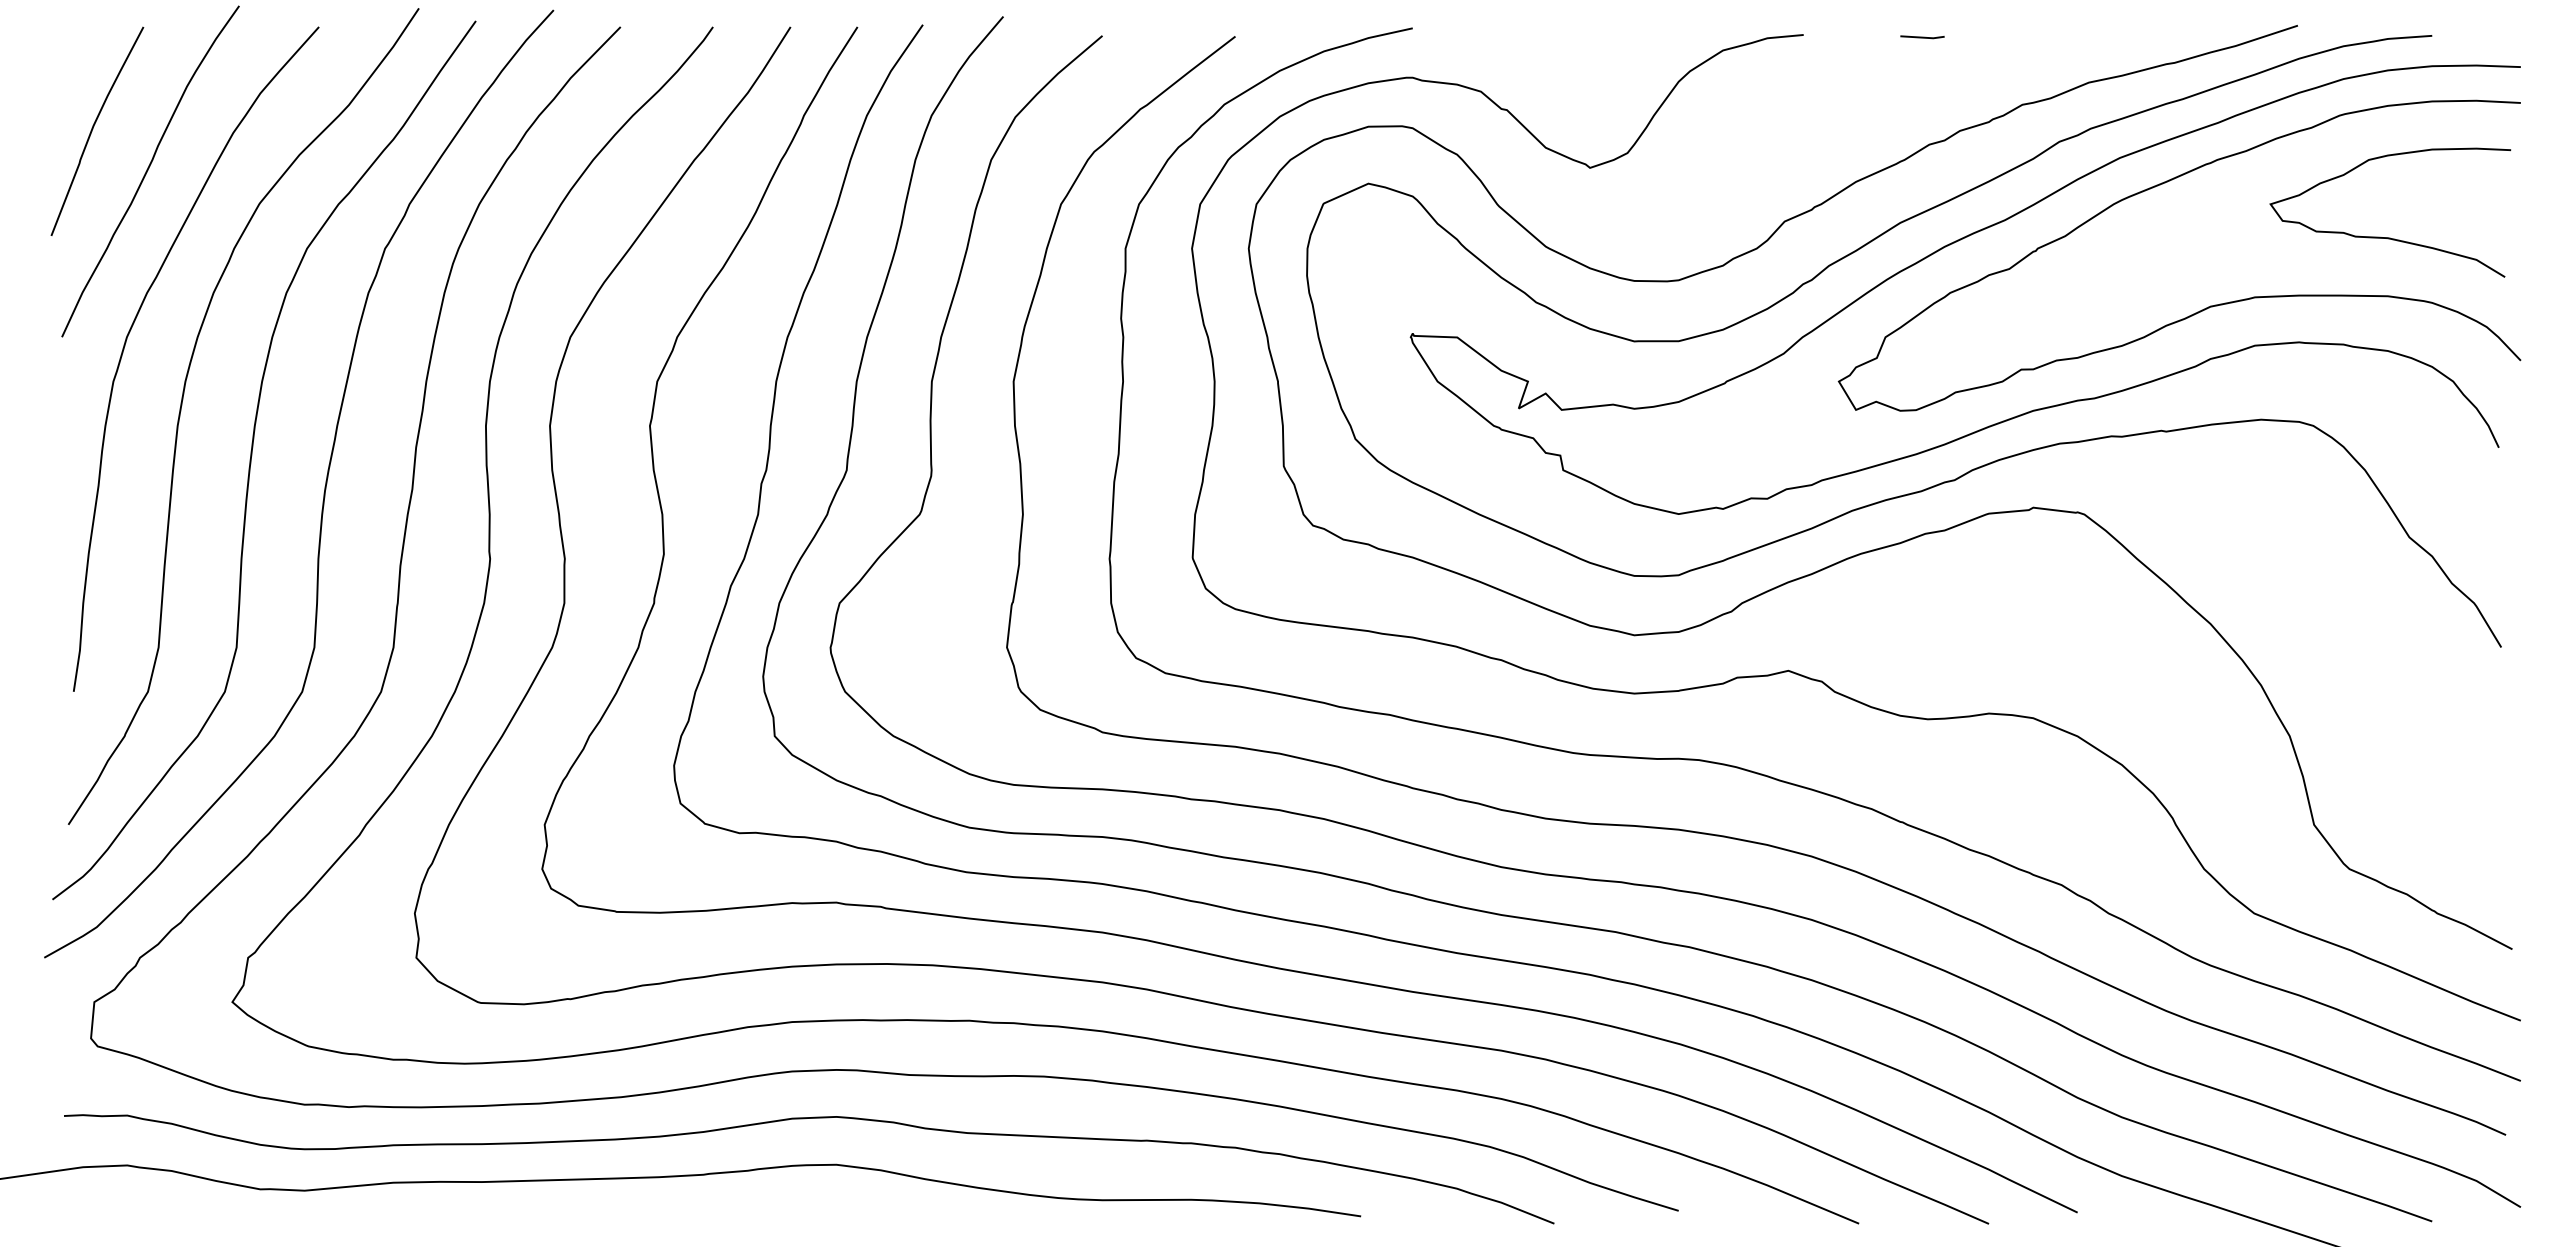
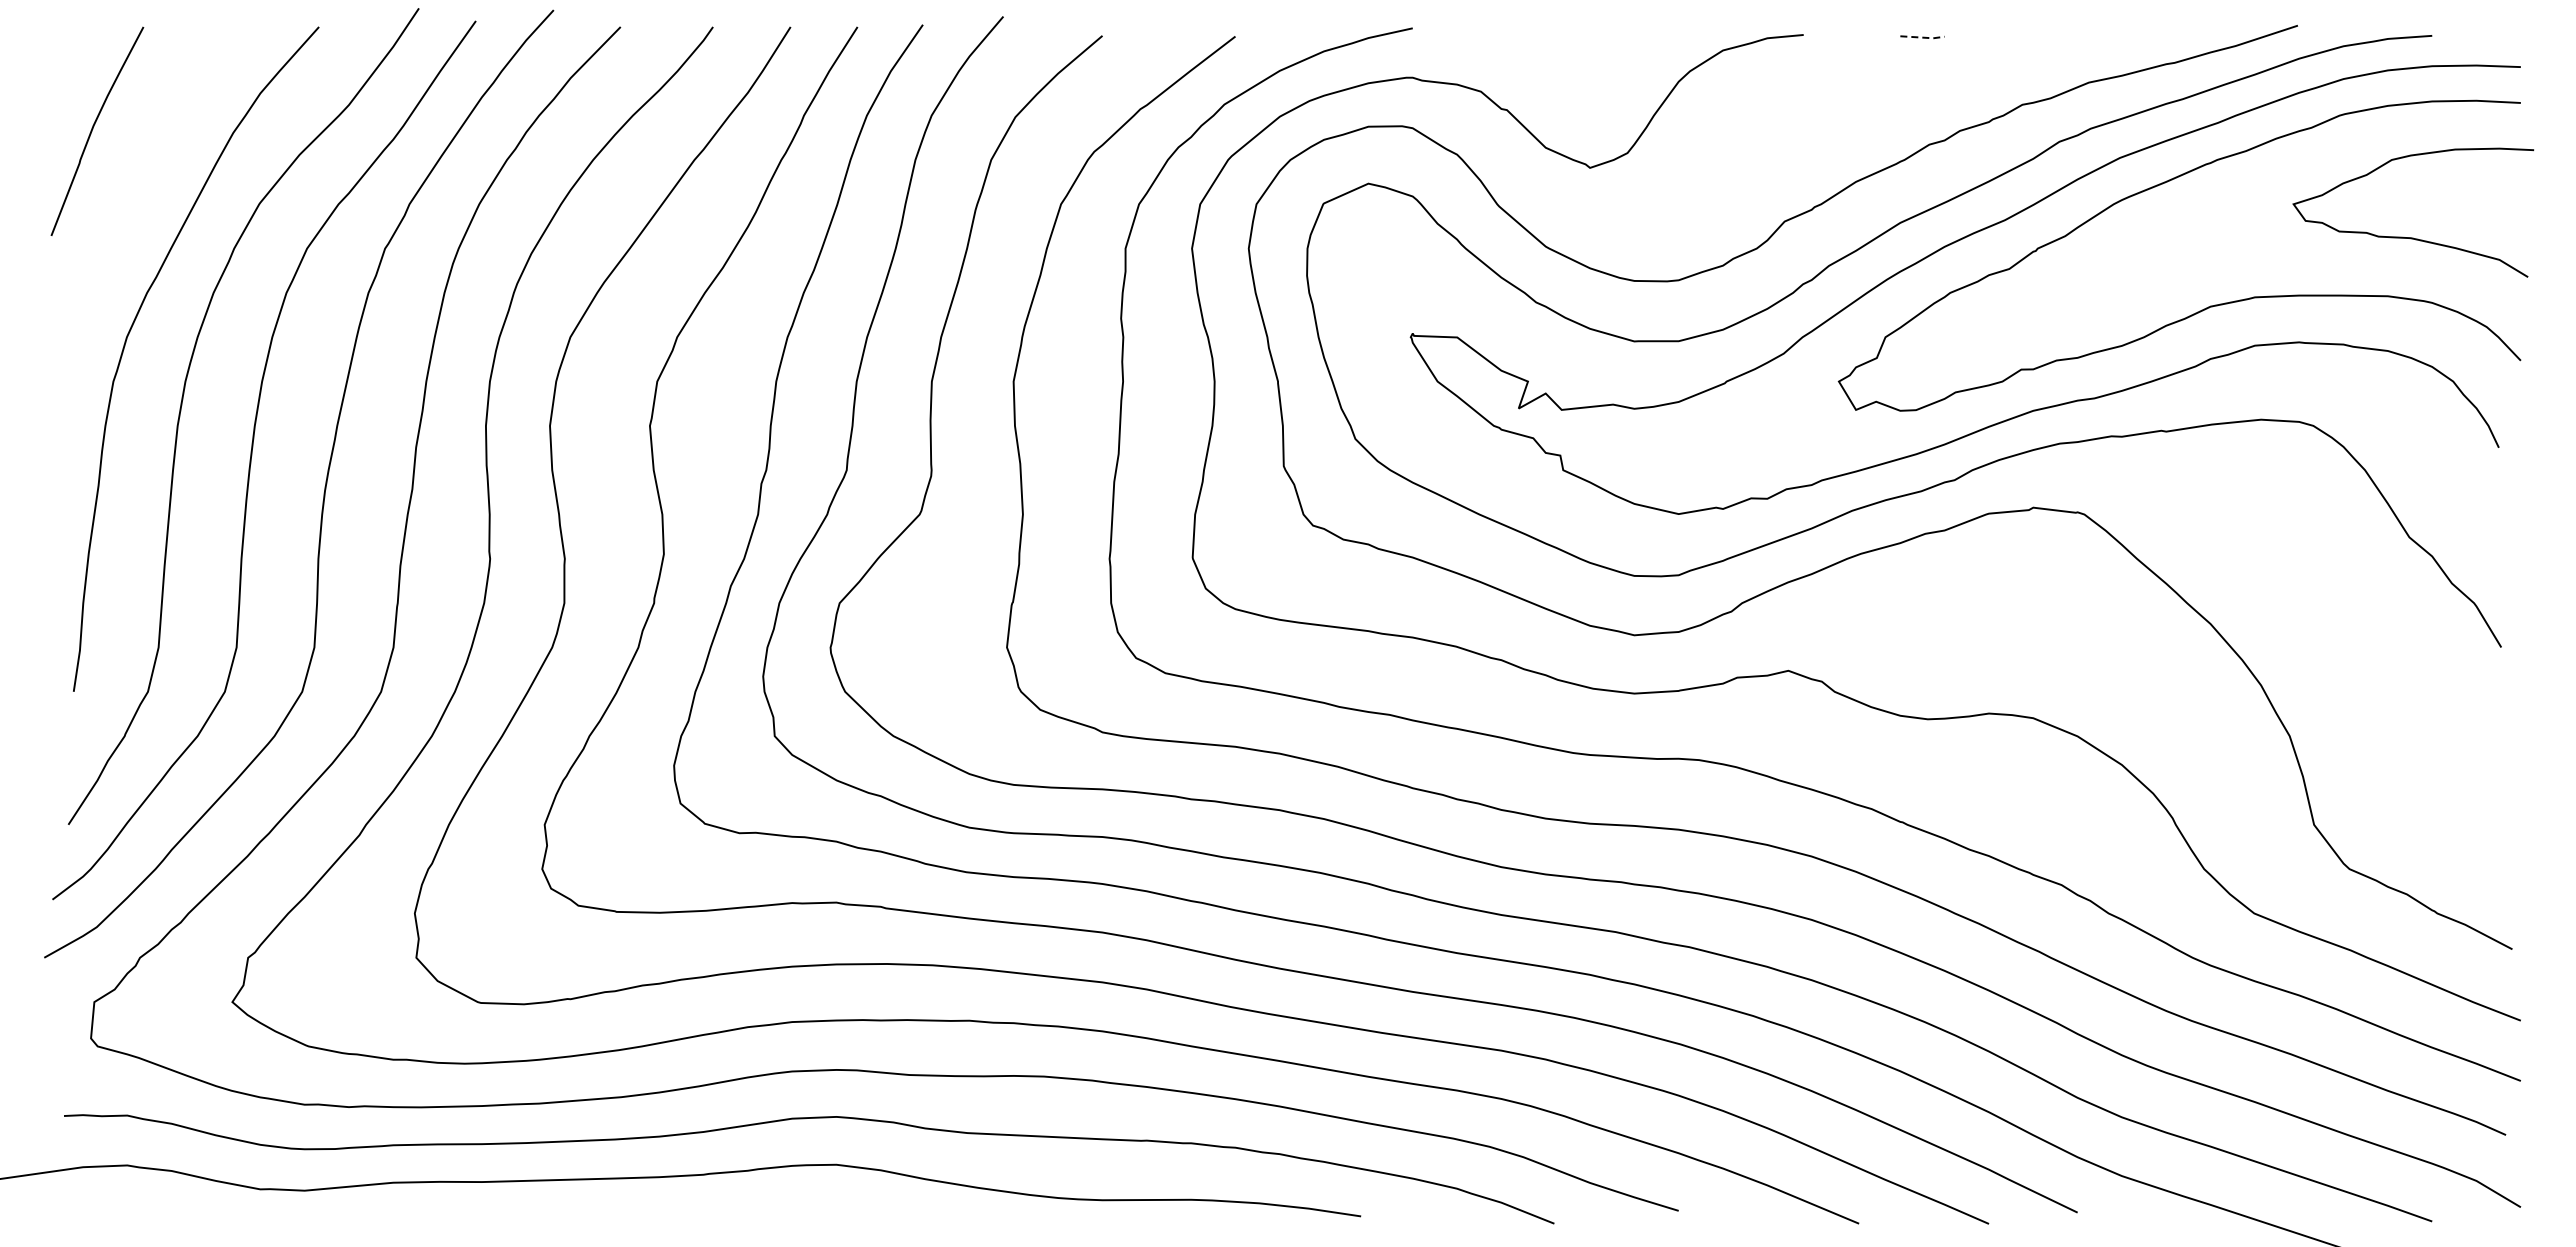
line: solid -> dashed (1923, 37)
curve: present -> none (148, 170)
curve position: (2390, 237) -> (2413, 237) (2413, 237)
